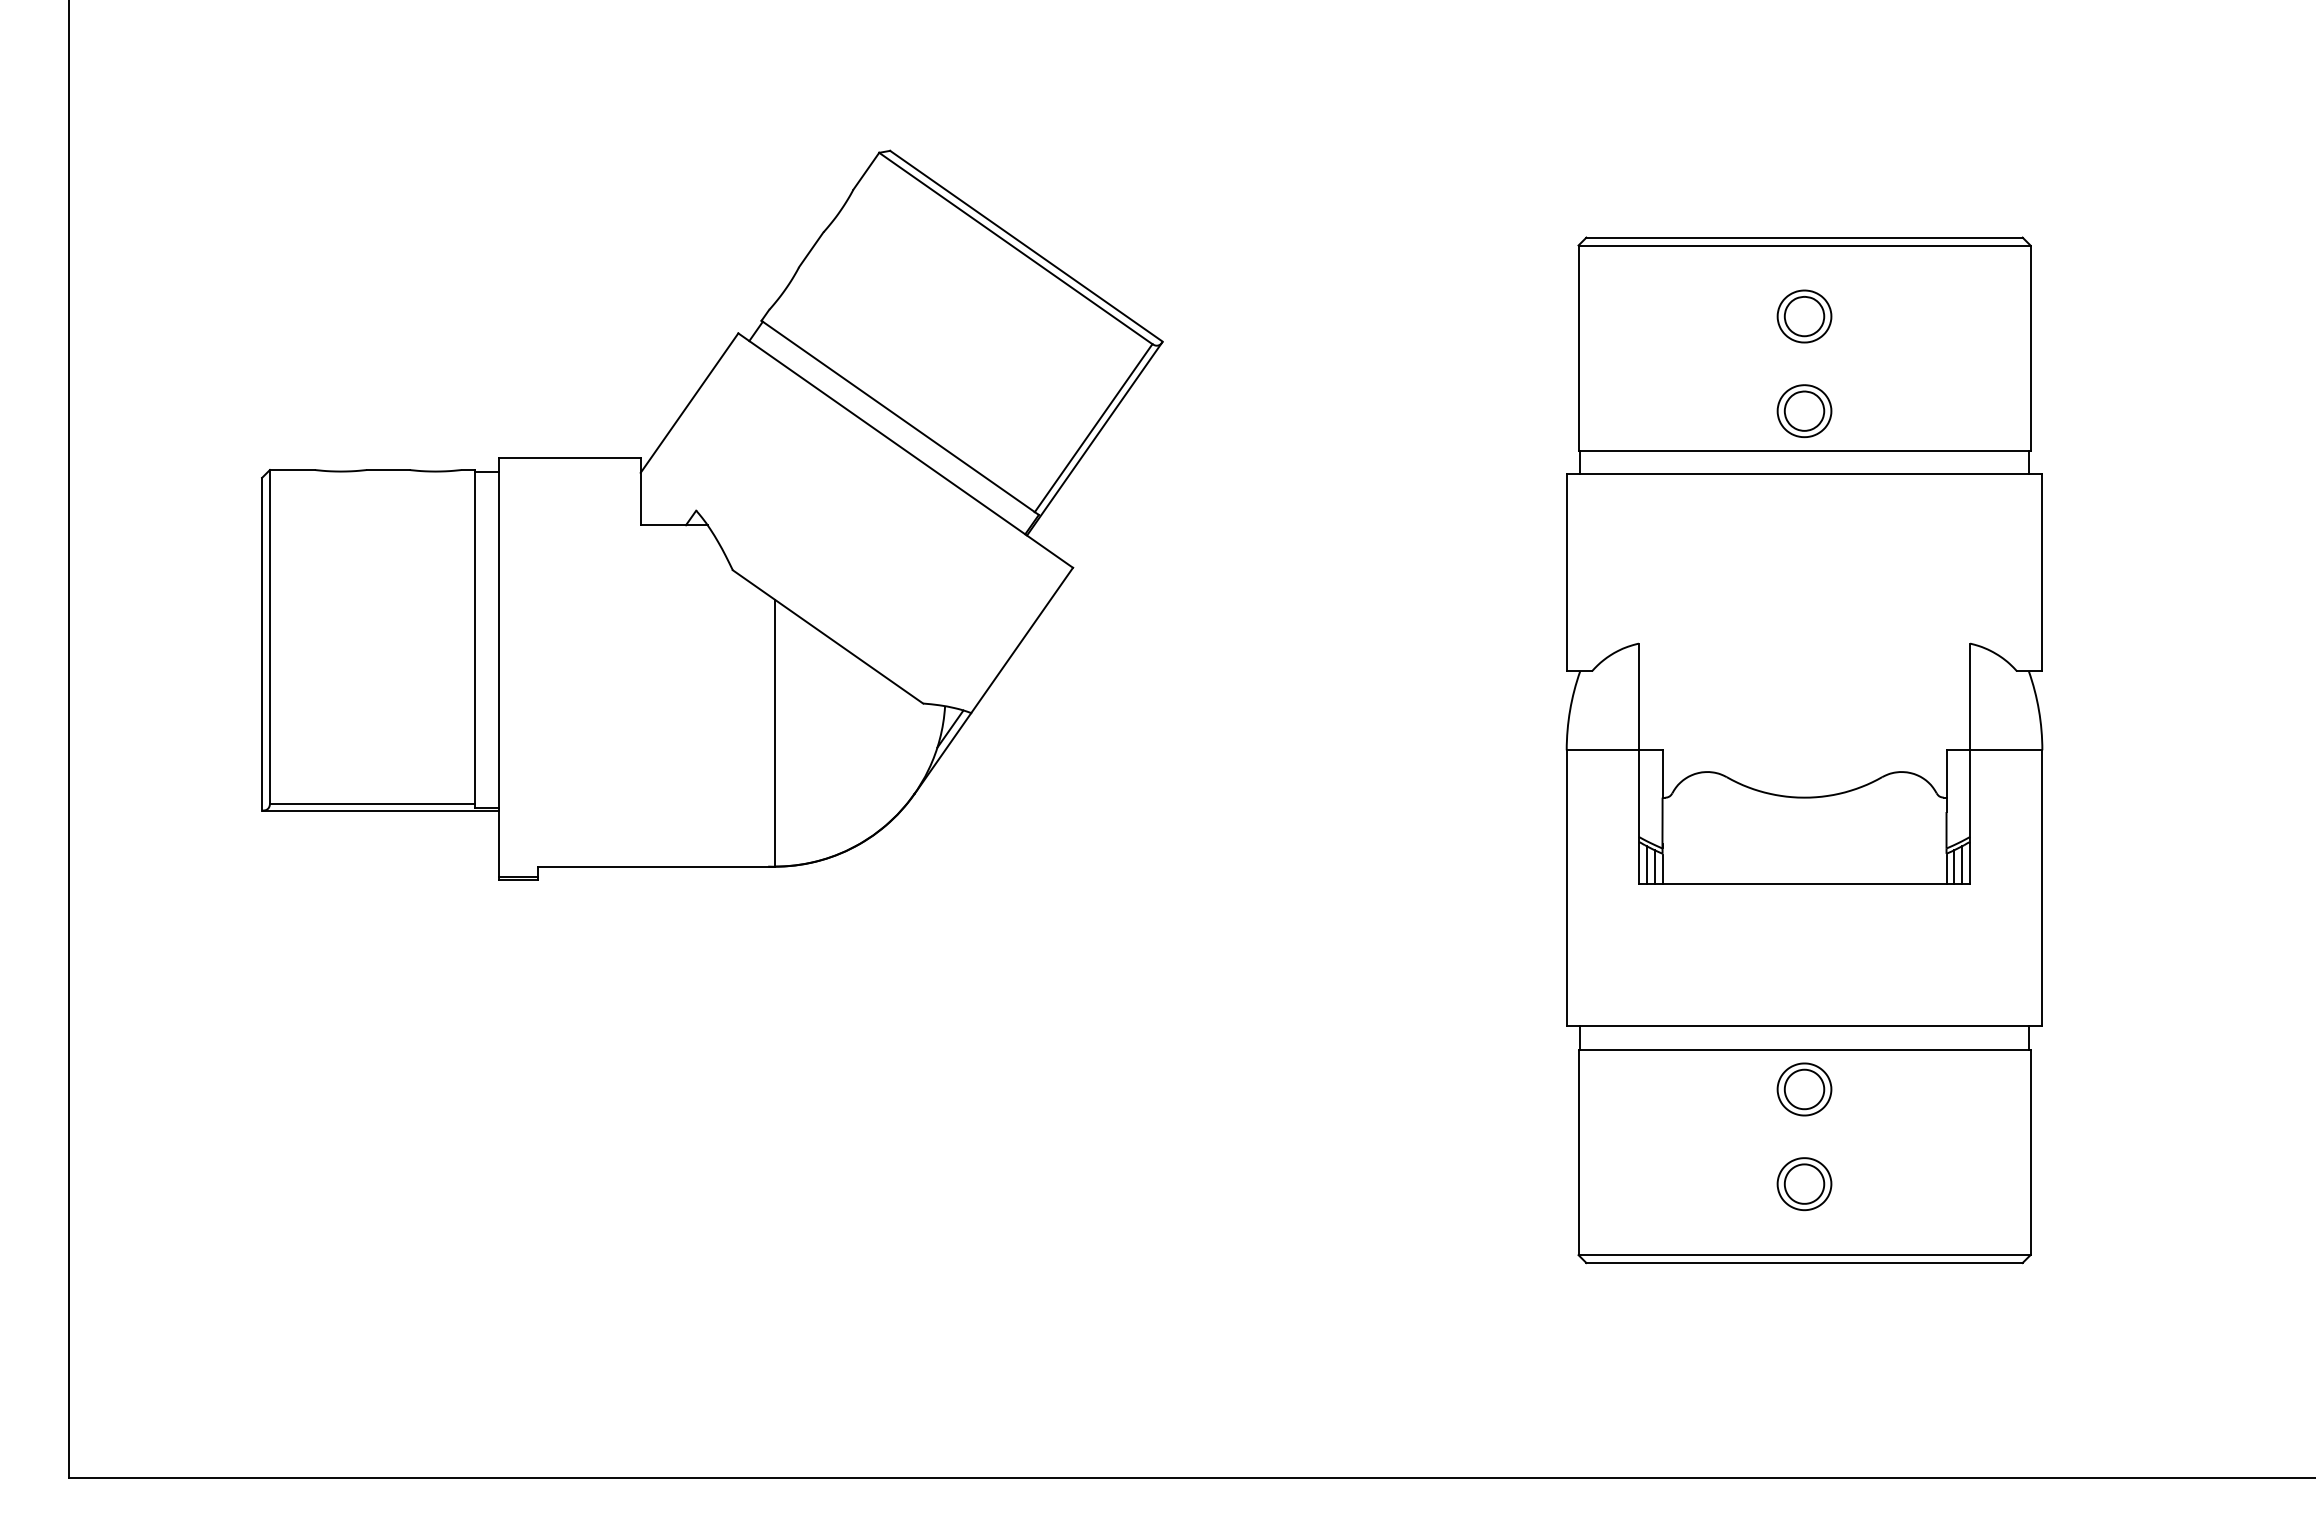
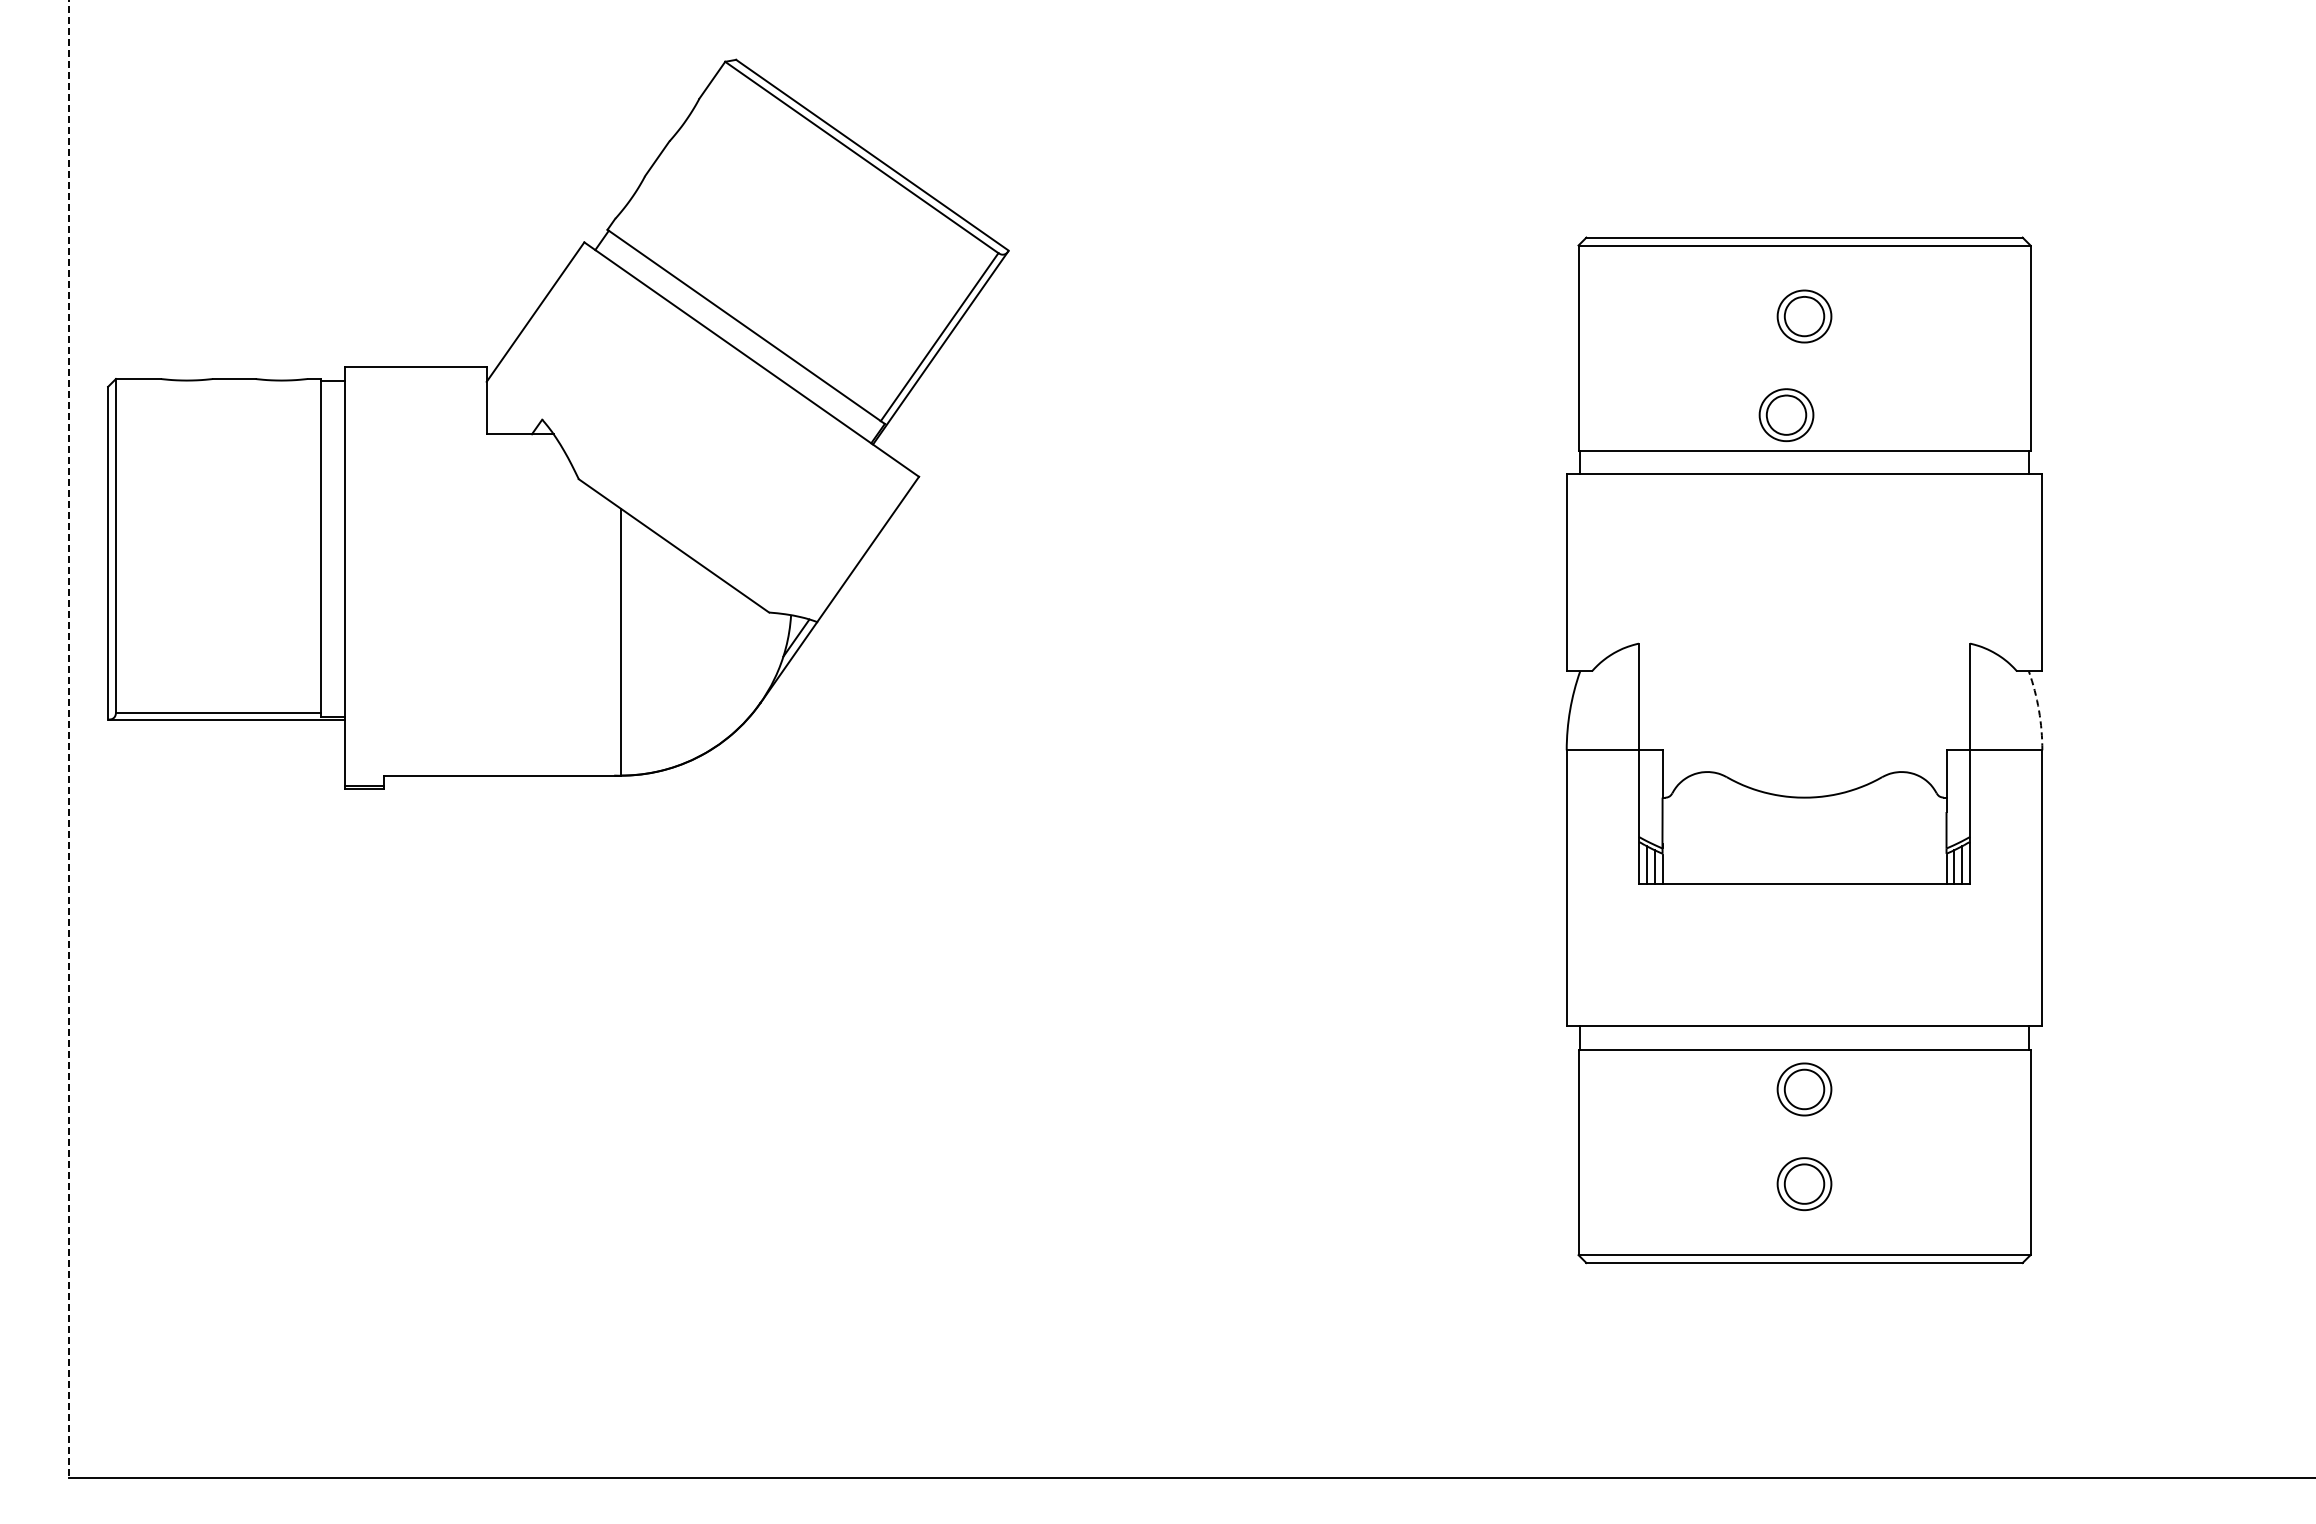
part position: (1804, 411) -> (1786, 415) (1786, 415)
part position: (712, 514) -> (558, 423) (558, 423)
arc: solid -> dashed (2038, 710)
line: solid -> dashed (69, 739)
